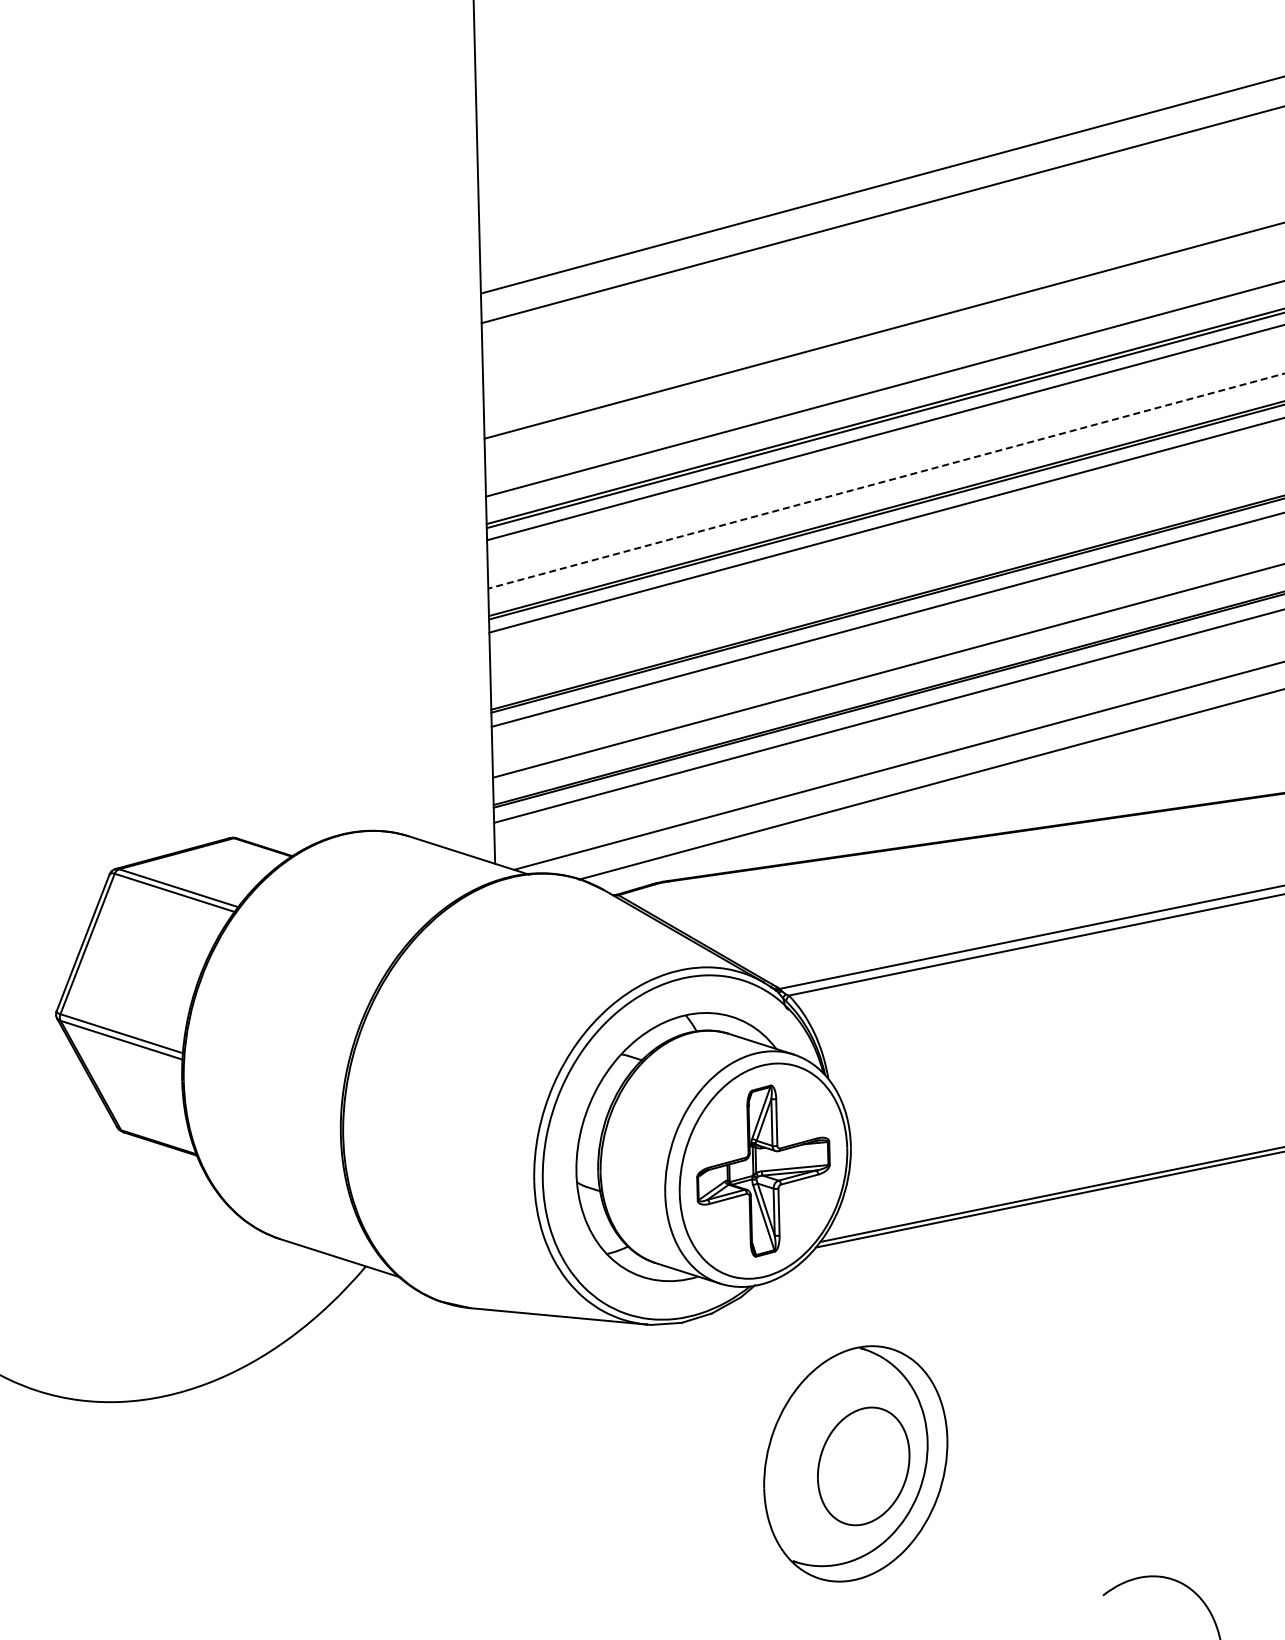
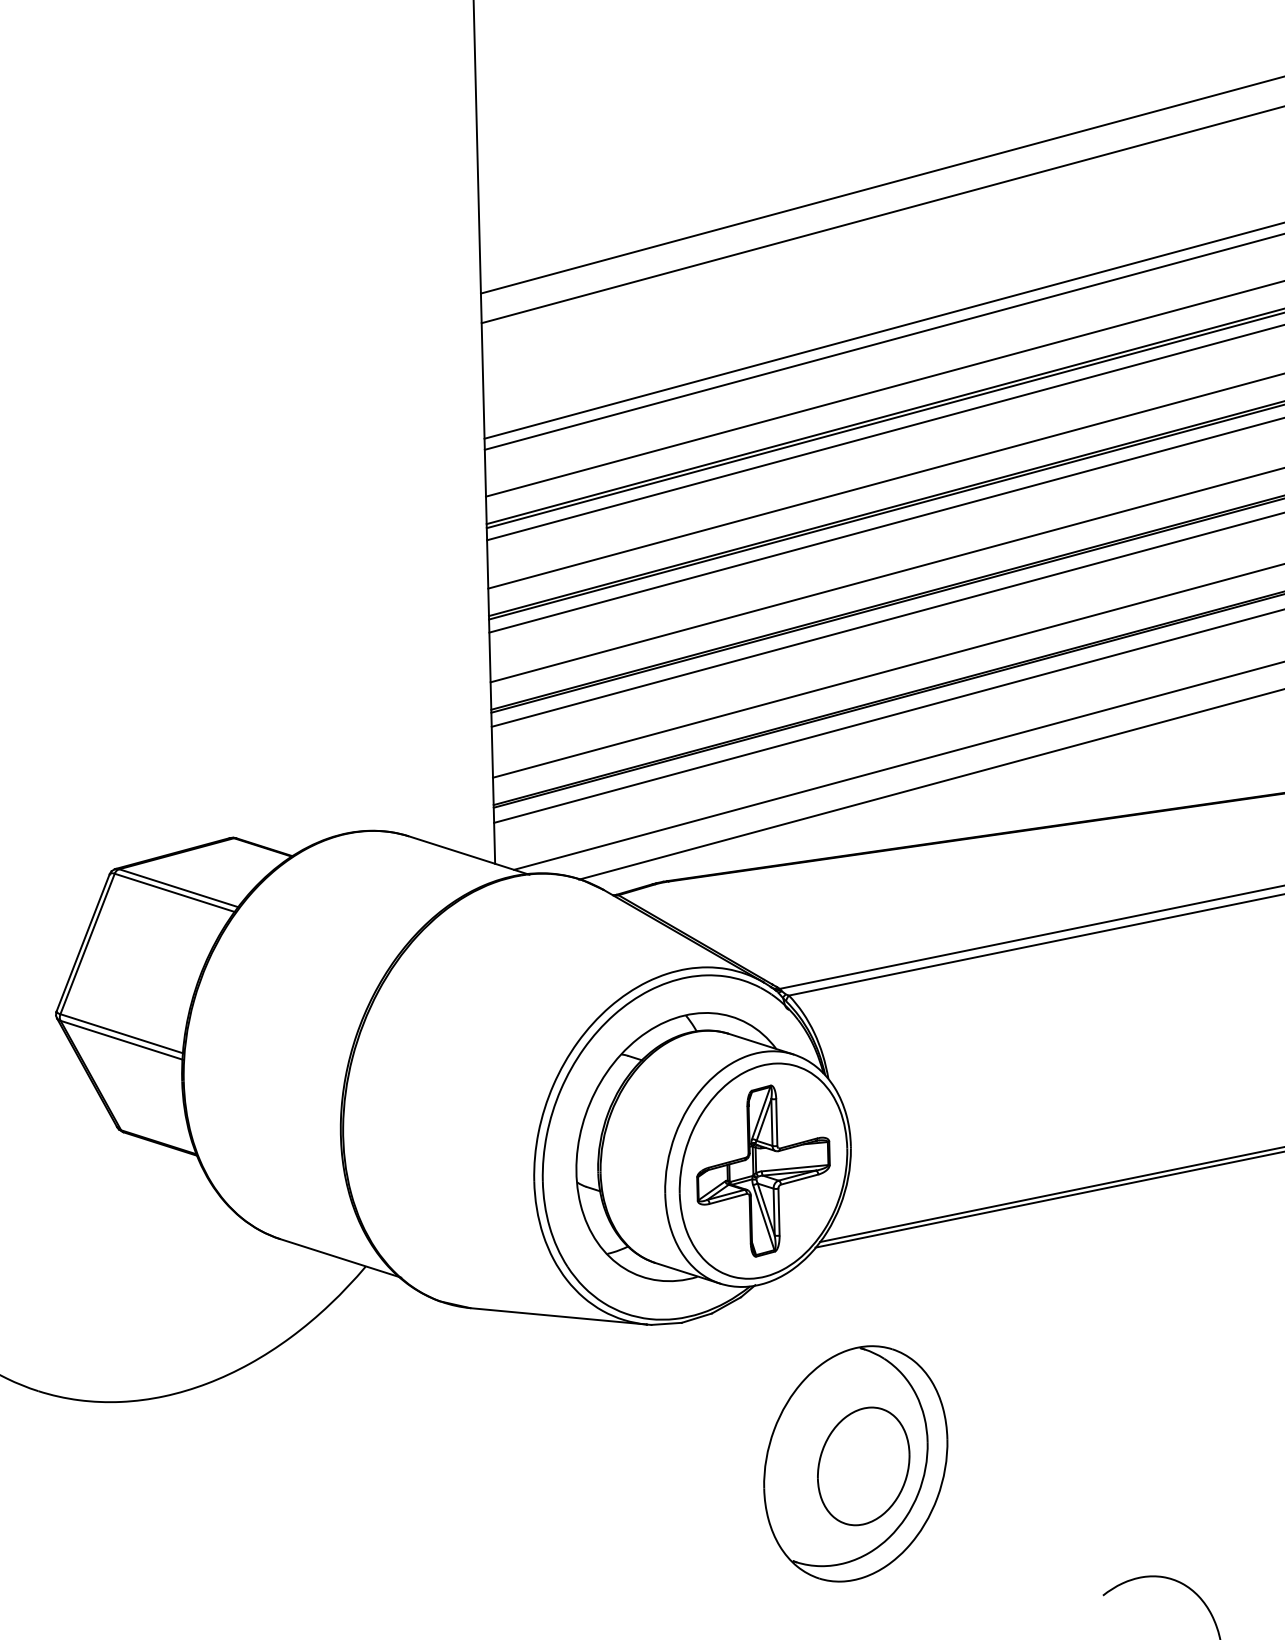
line: none -> present (882, 341)
line: dashed -> solid (885, 481)
line: none -> present (885, 575)
